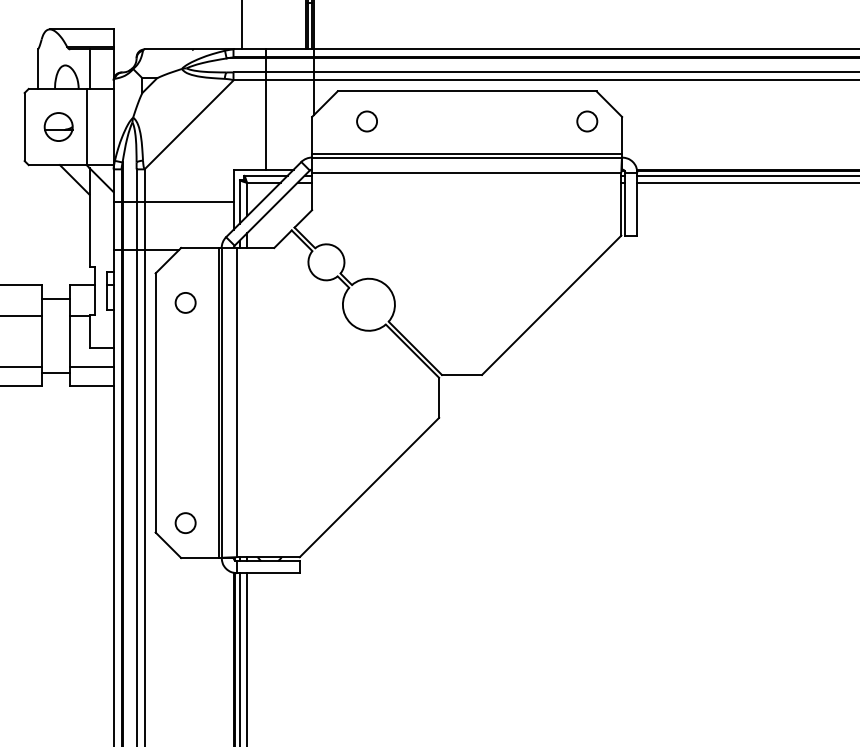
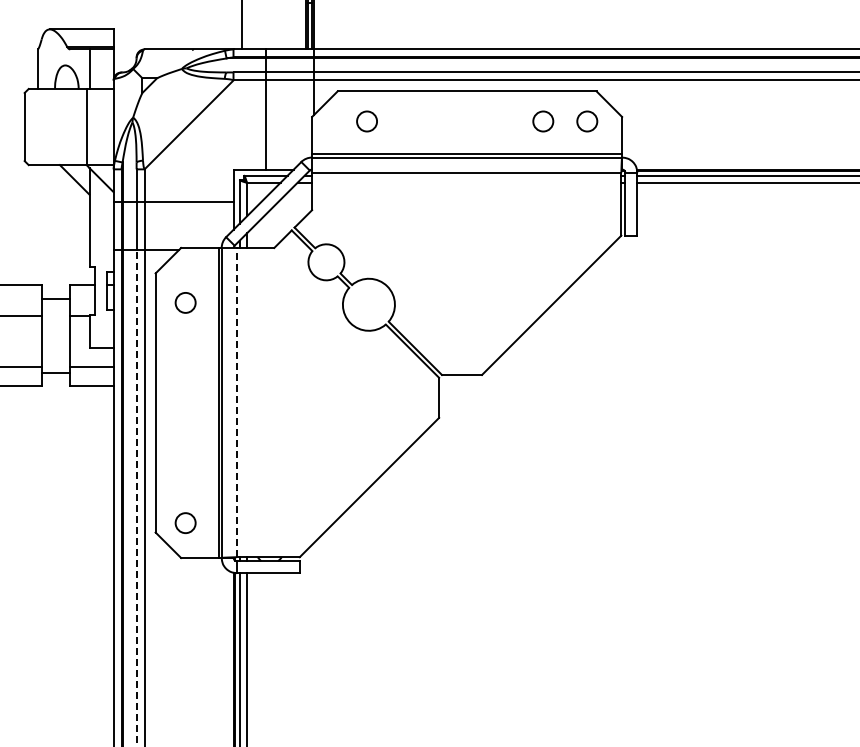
circle: none -> present (543, 121)
part: present -> none (58, 126)
line: solid -> dashed (236, 402)
line: solid -> dashed (136, 497)
